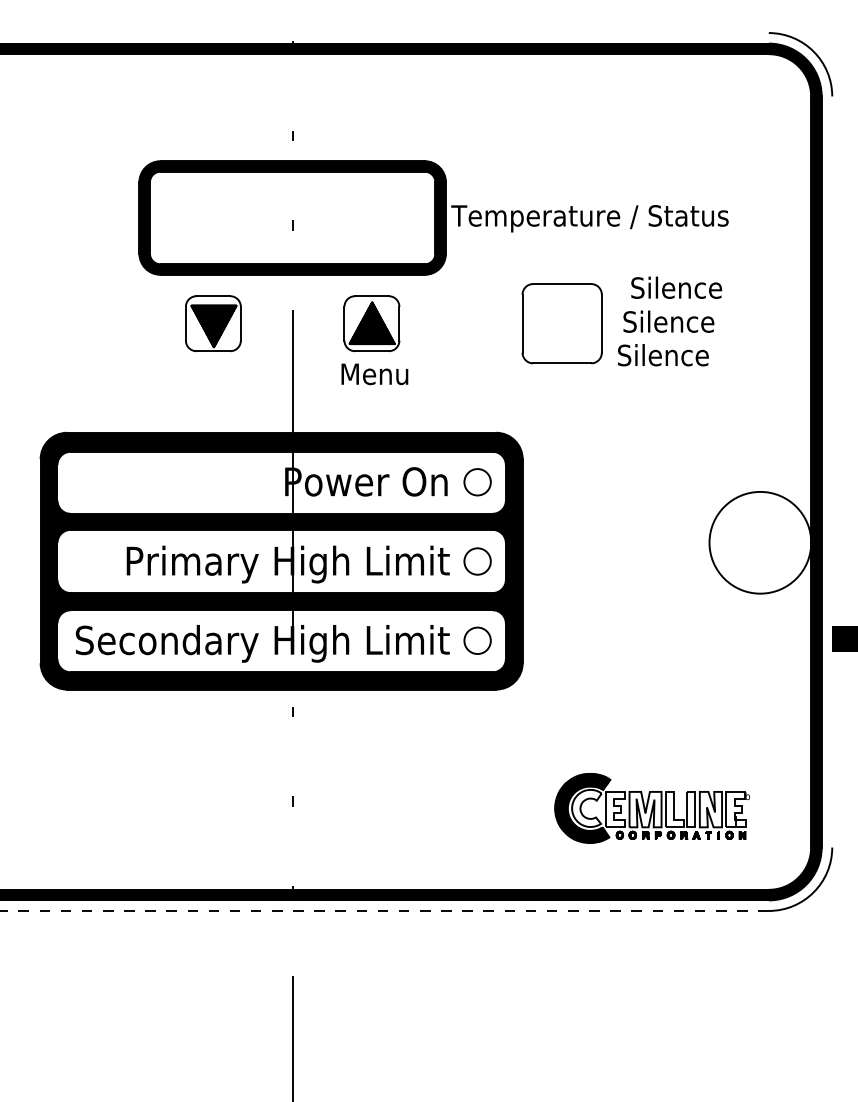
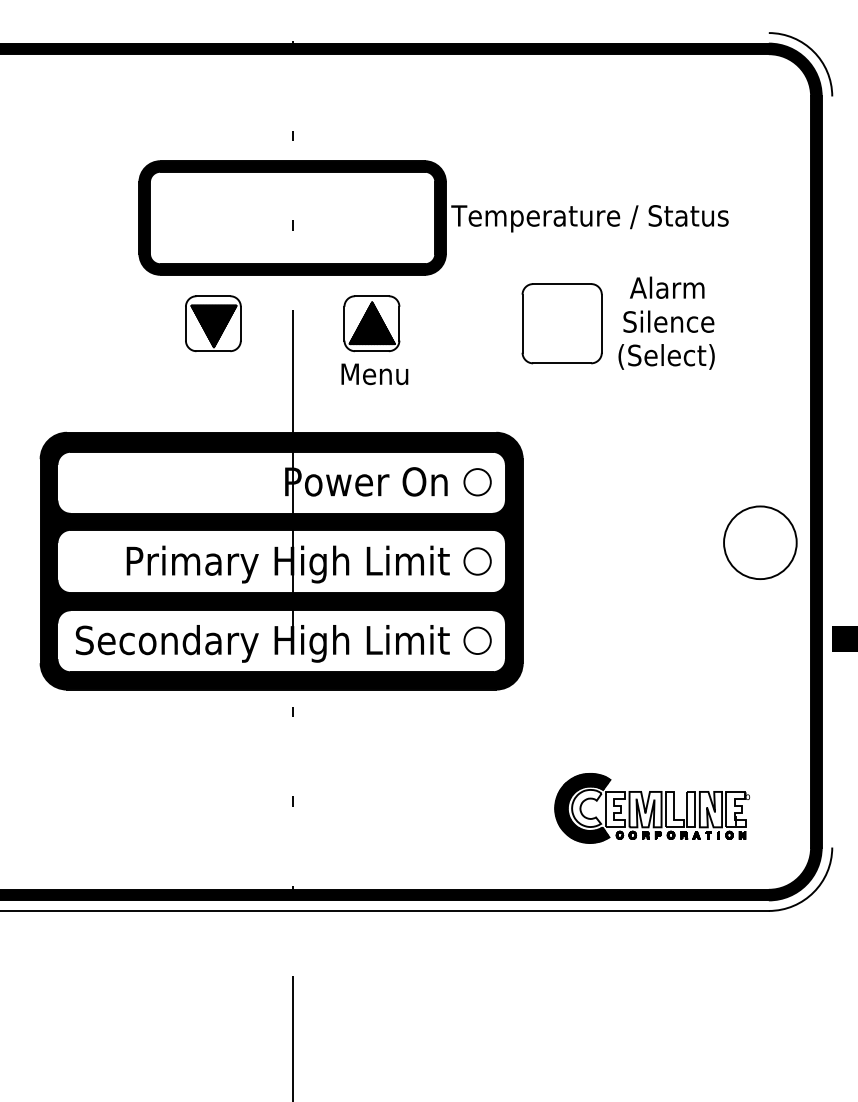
text: Silence -> Alarm (675, 287)
text: Silence -> (Select) (666, 356)
circle diameter: 102 px -> 73 px (760, 542)
line: dashed -> solid (384, 910)
